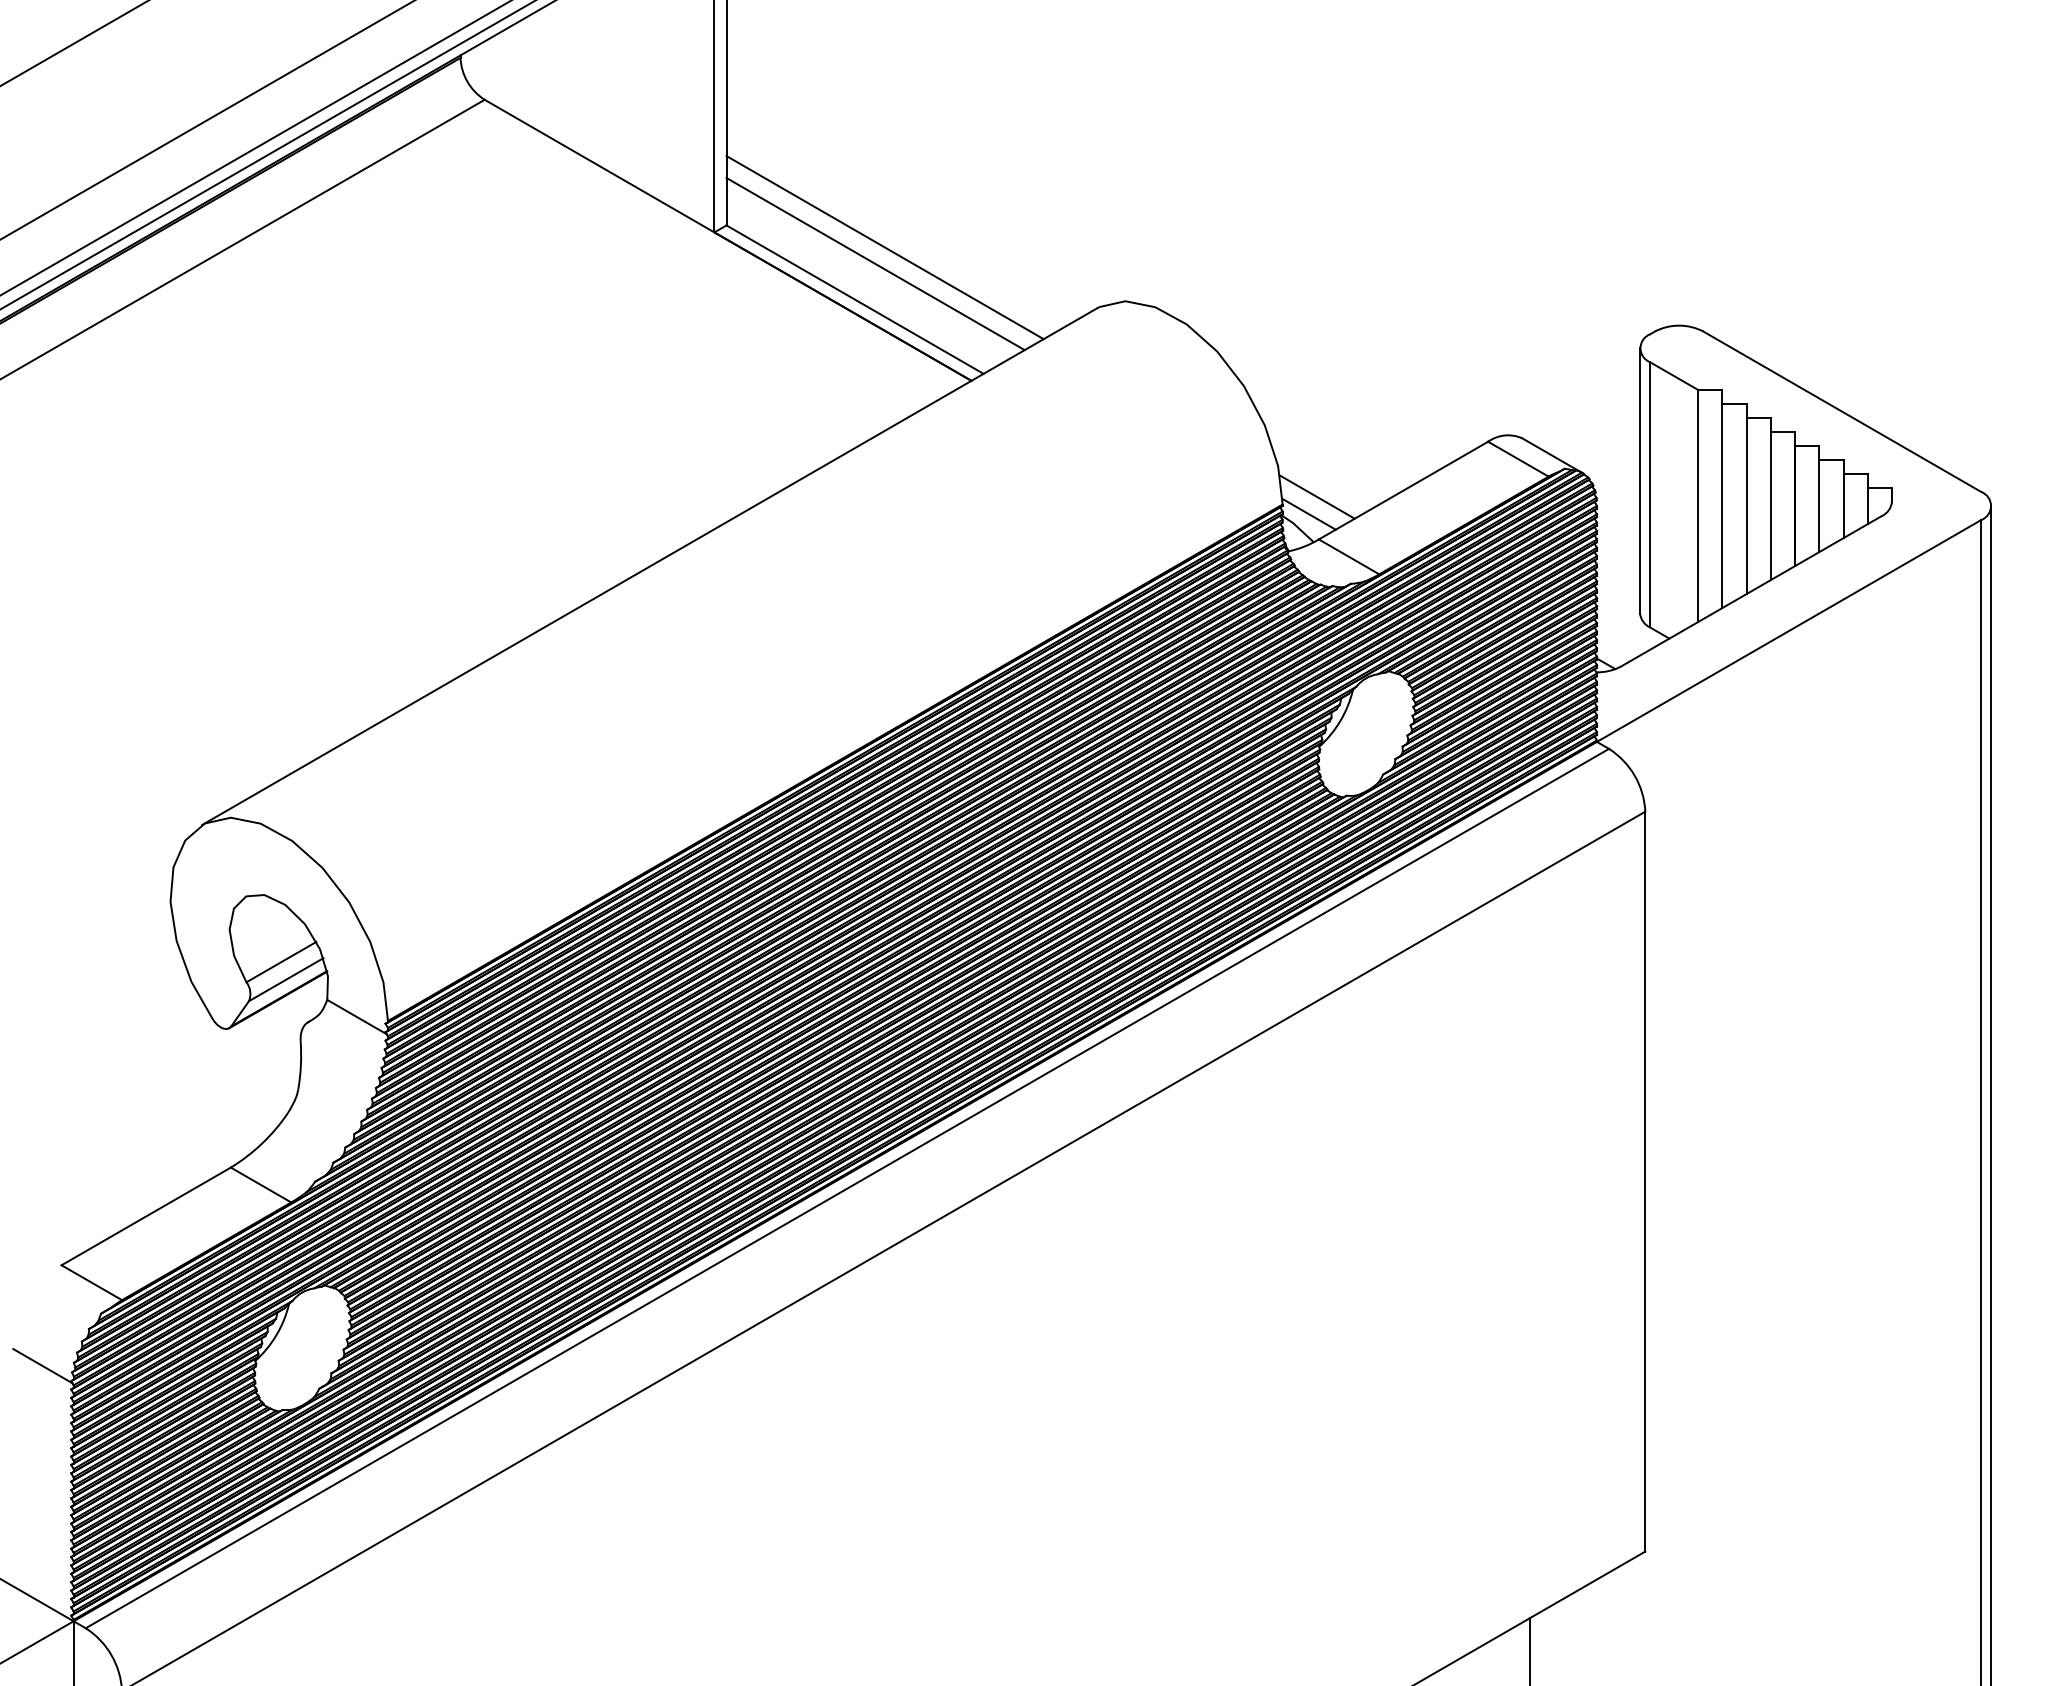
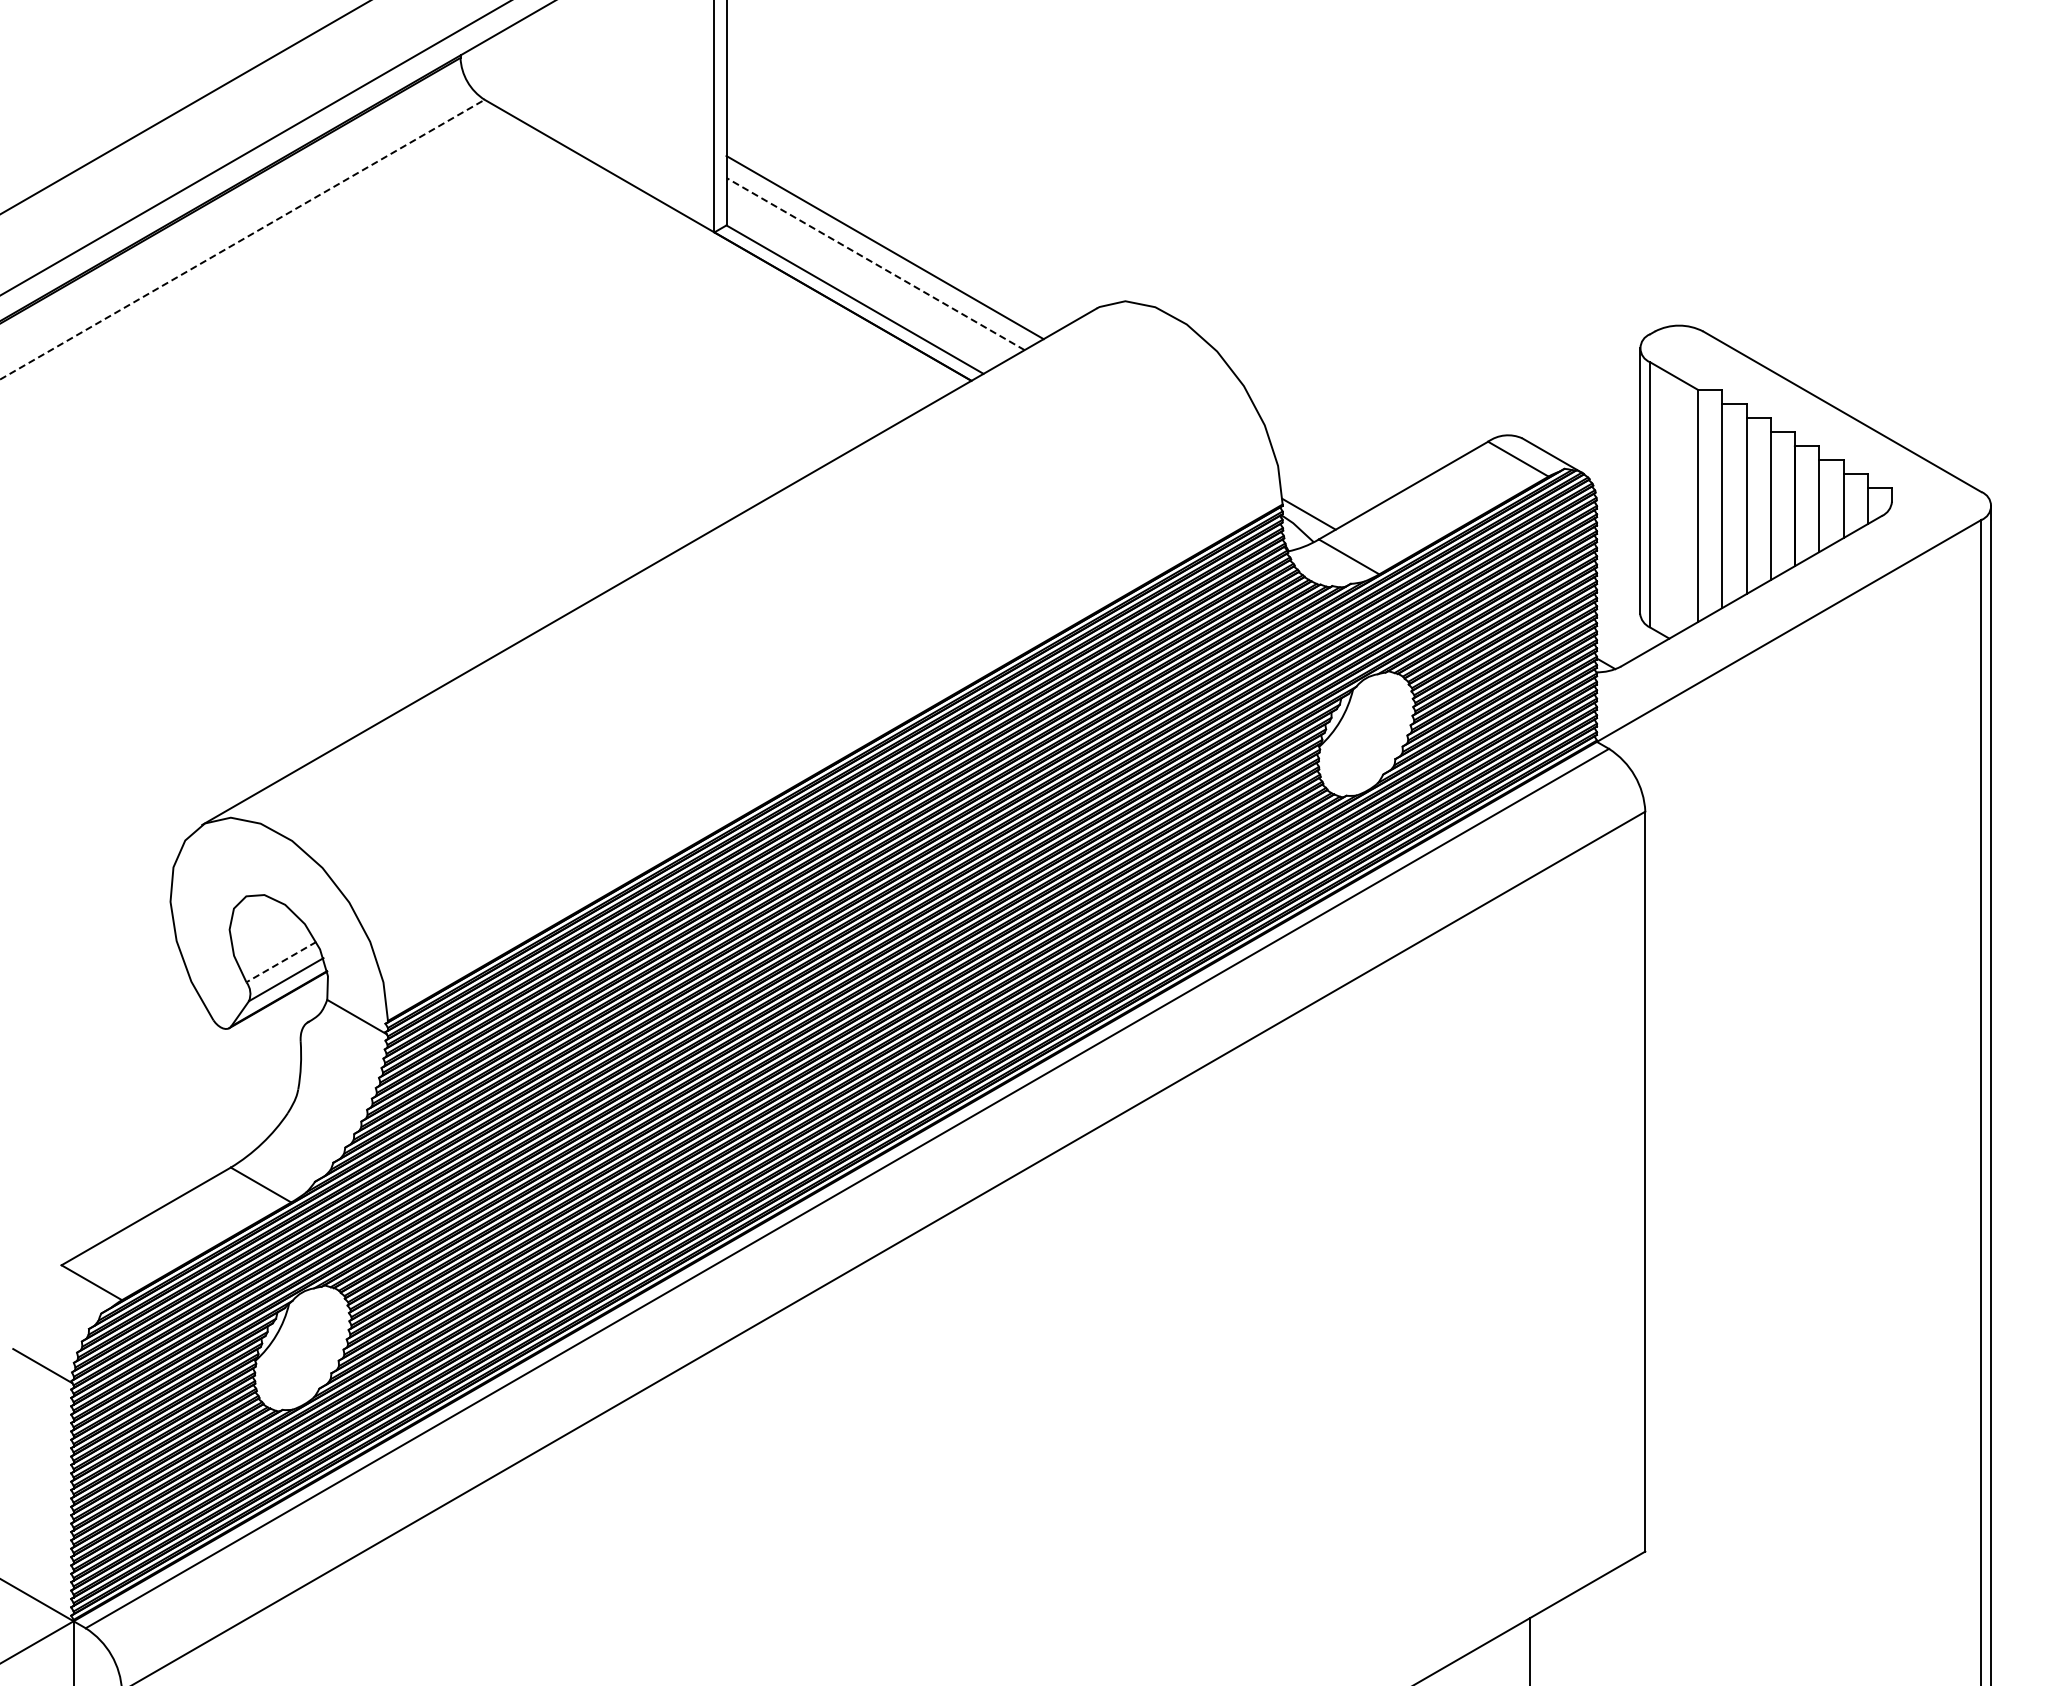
line: present -> none (73, 43)
line position: (206, 120) -> (184, 107) (184, 107)
line: present -> none (267, 155)
line: solid -> dashed (243, 239)
line: solid -> dashed (875, 263)
line: present -> none (1317, 496)
line: solid -> dashed (281, 962)
